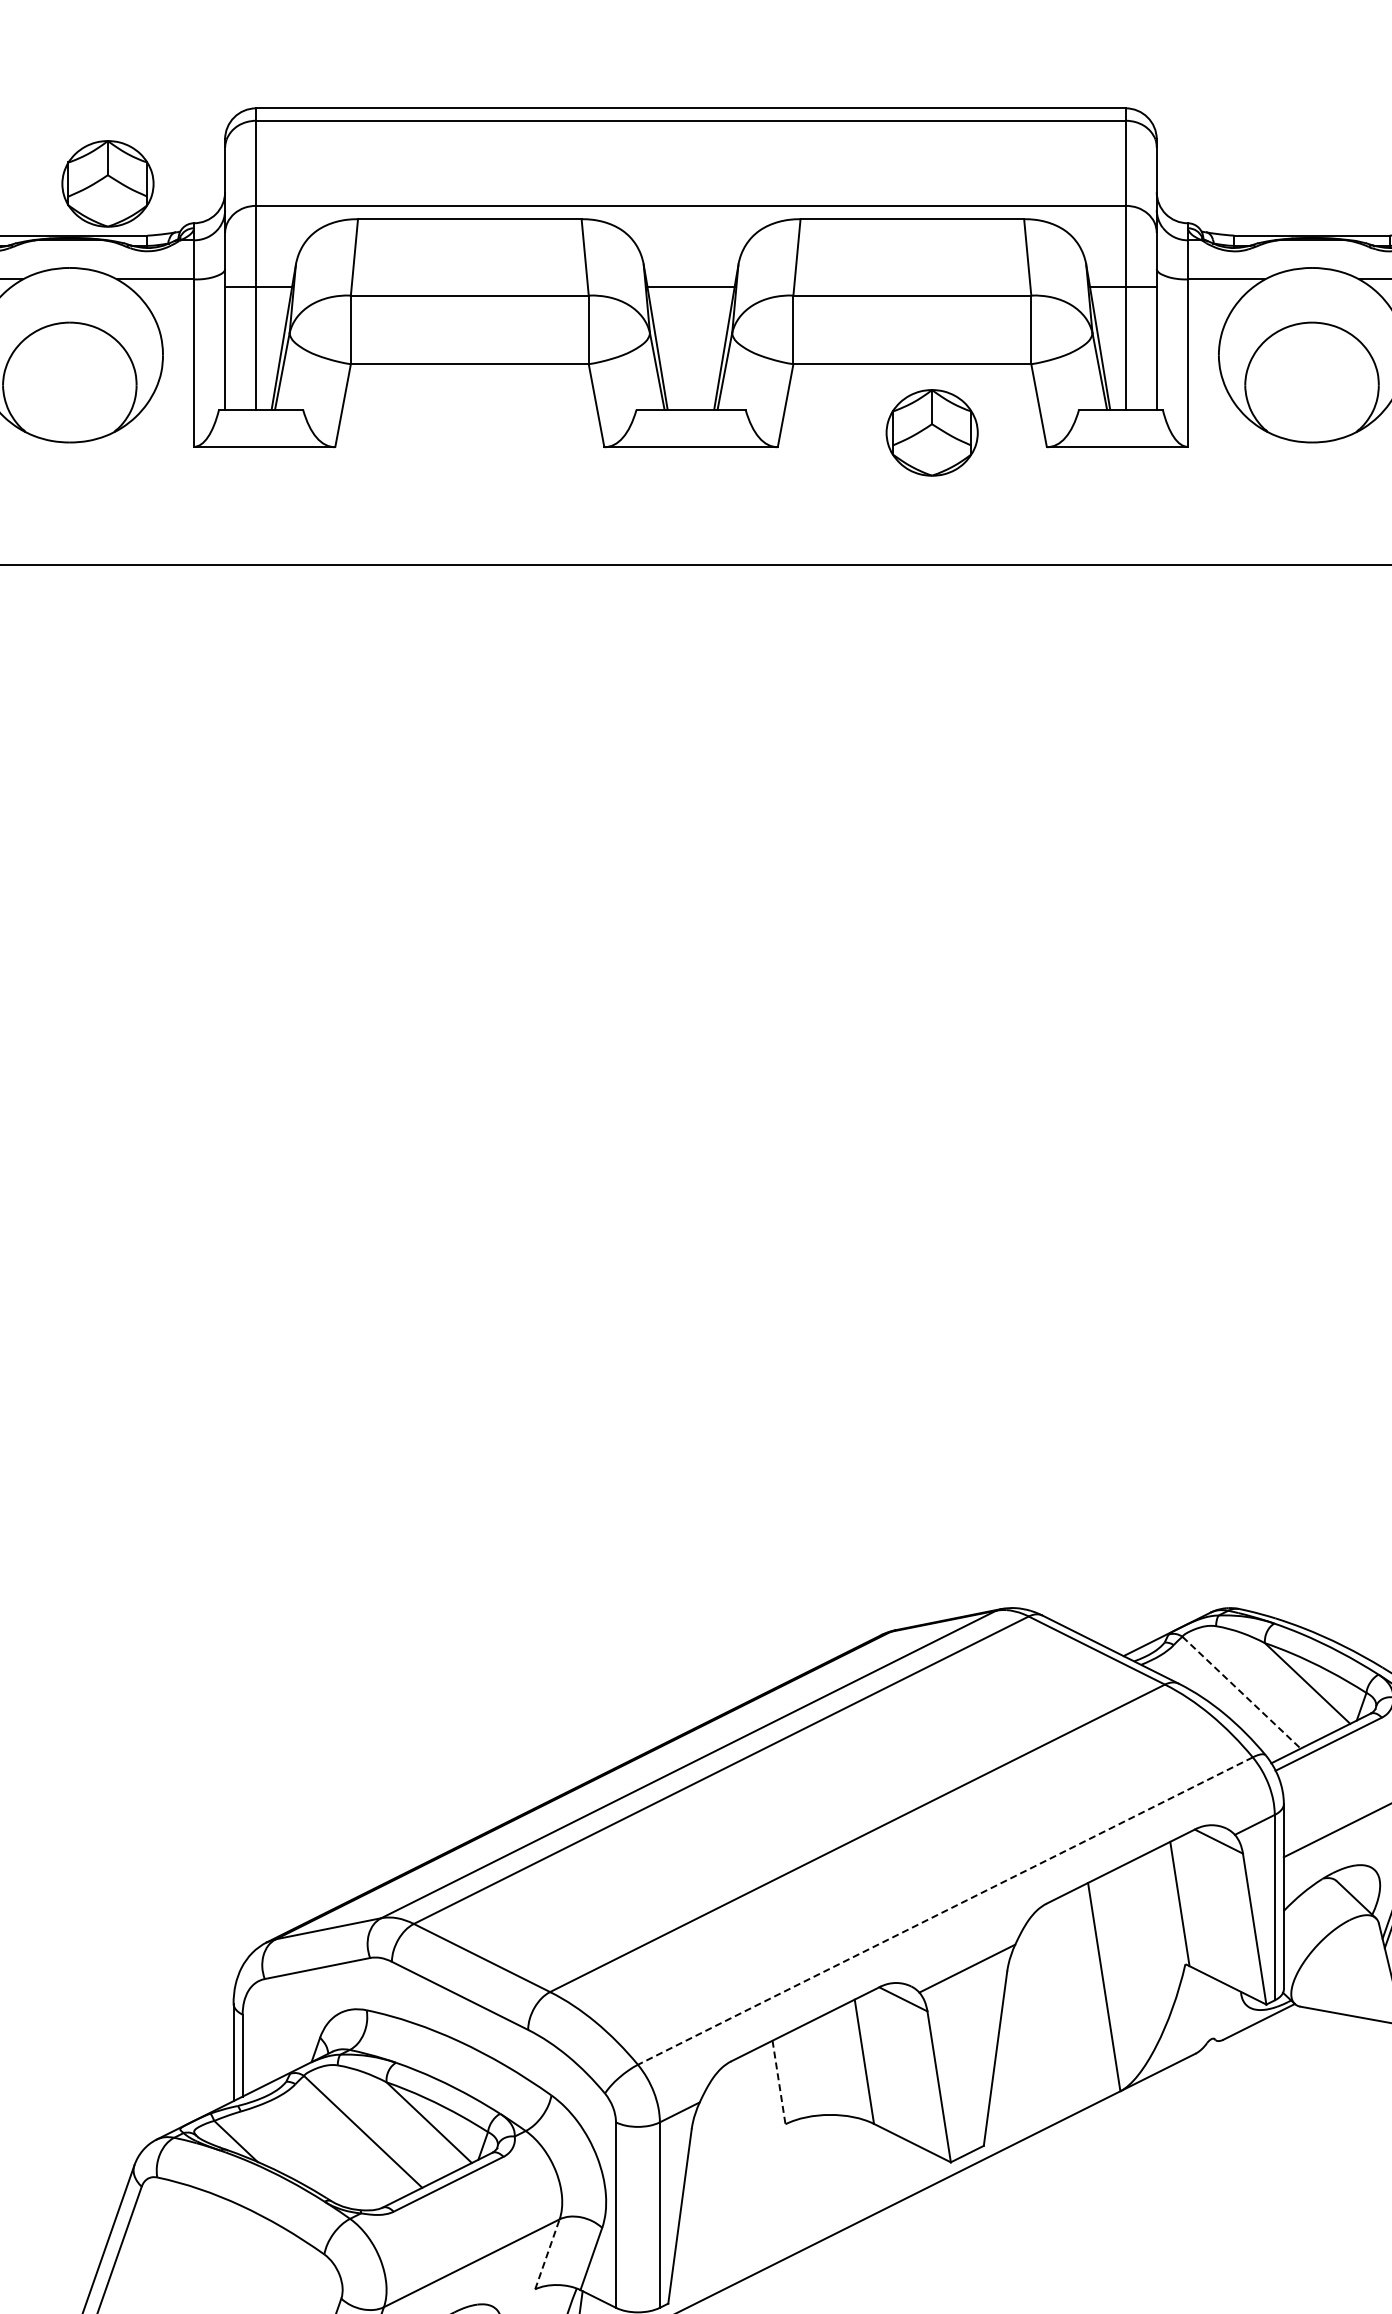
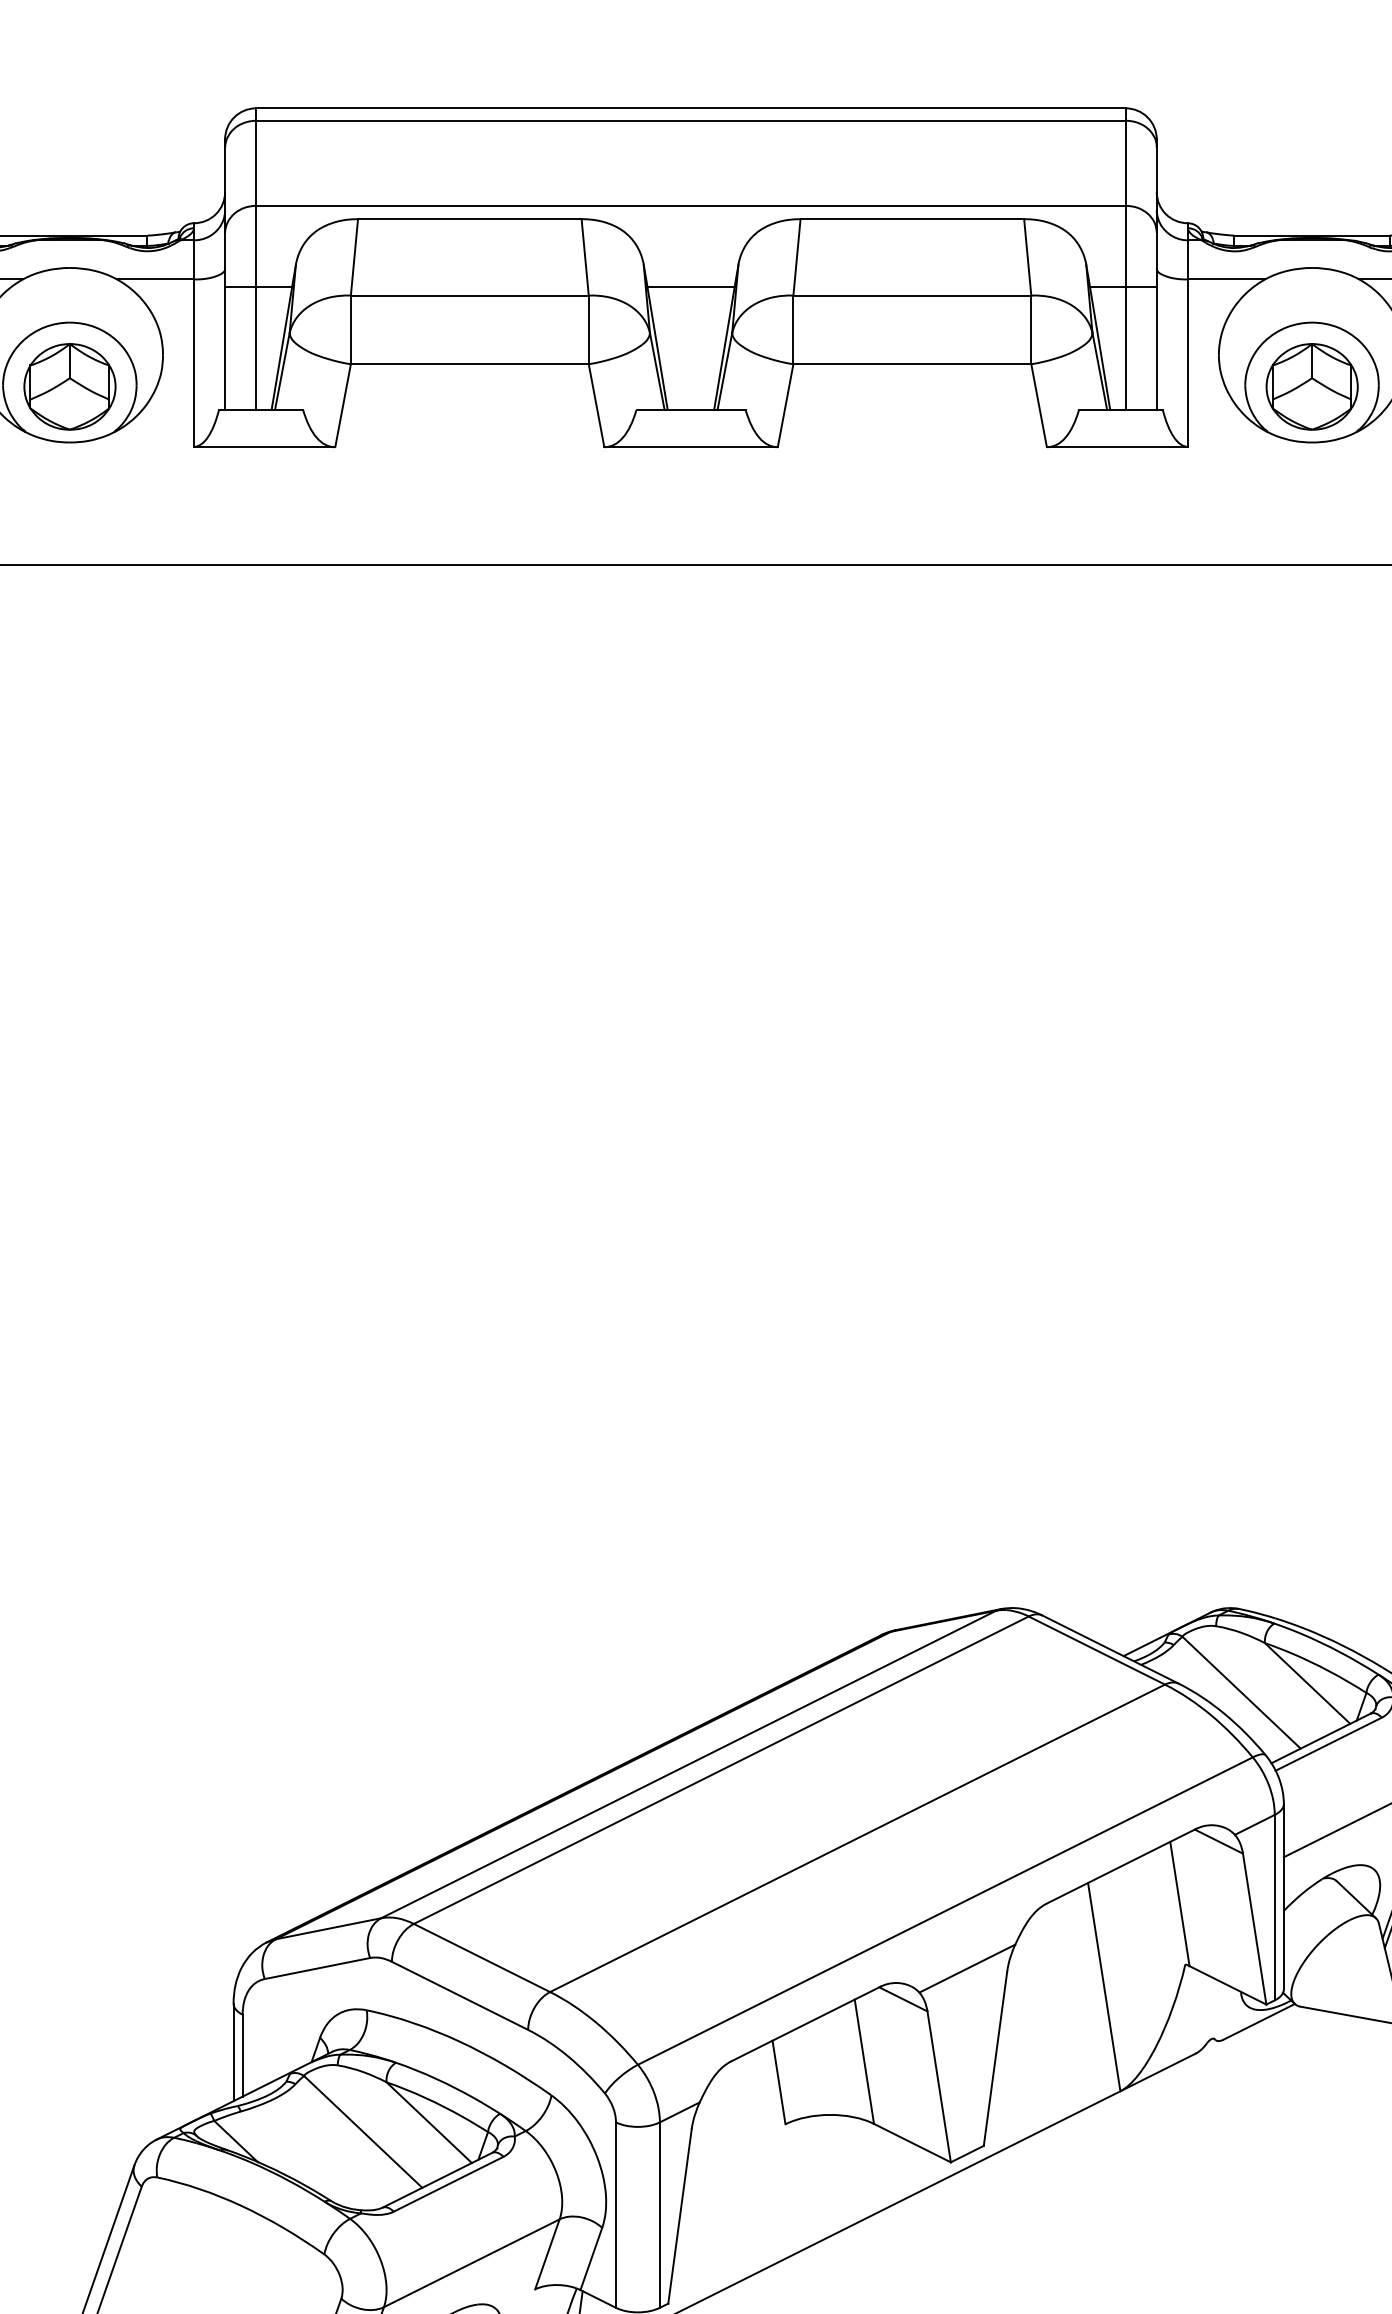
part position: (107, 183) -> (69, 386) (69, 386)
part position: (931, 432) -> (1311, 386) (1311, 386)
line: dashed -> solid (1241, 1693)
line: dashed -> solid (945, 1911)
line: dashed -> solid (779, 2082)
line: dashed -> solid (547, 2253)
